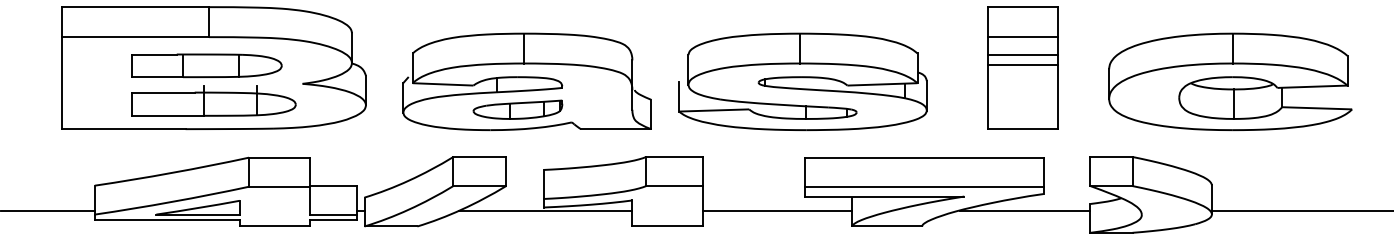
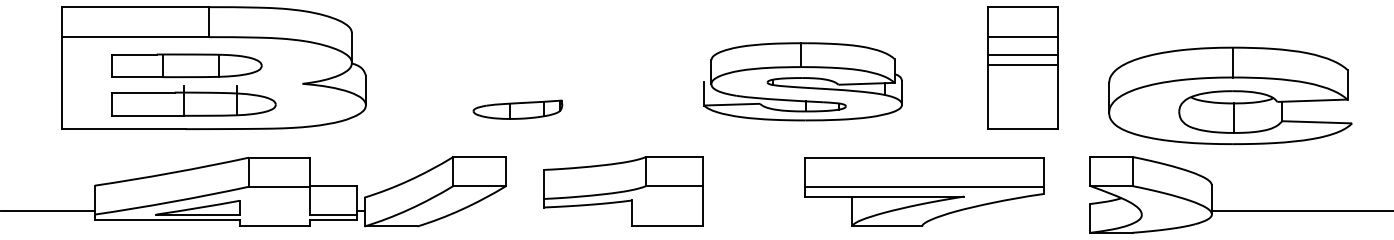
part position: (213, 77) -> (193, 77) (193, 77)
part: present -> none (526, 81)
part size: 250x99 px -> 200x80 px (802, 81)
part position: (1230, 81) -> (1230, 95) (1230, 95)
line: present -> none (545, 210)
line: present -> none (777, 210)
line: present -> none (1024, 210)
